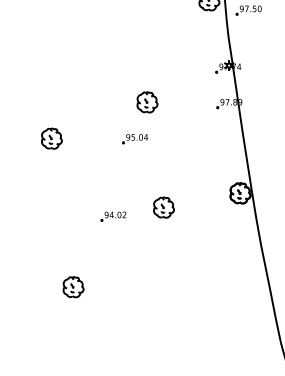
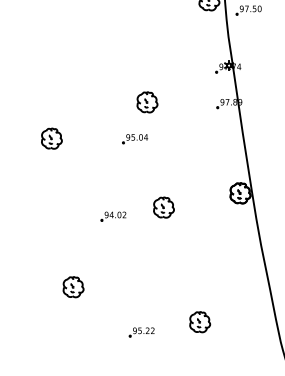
part: none -> present (200, 322)
part: none -> present (141, 332)
